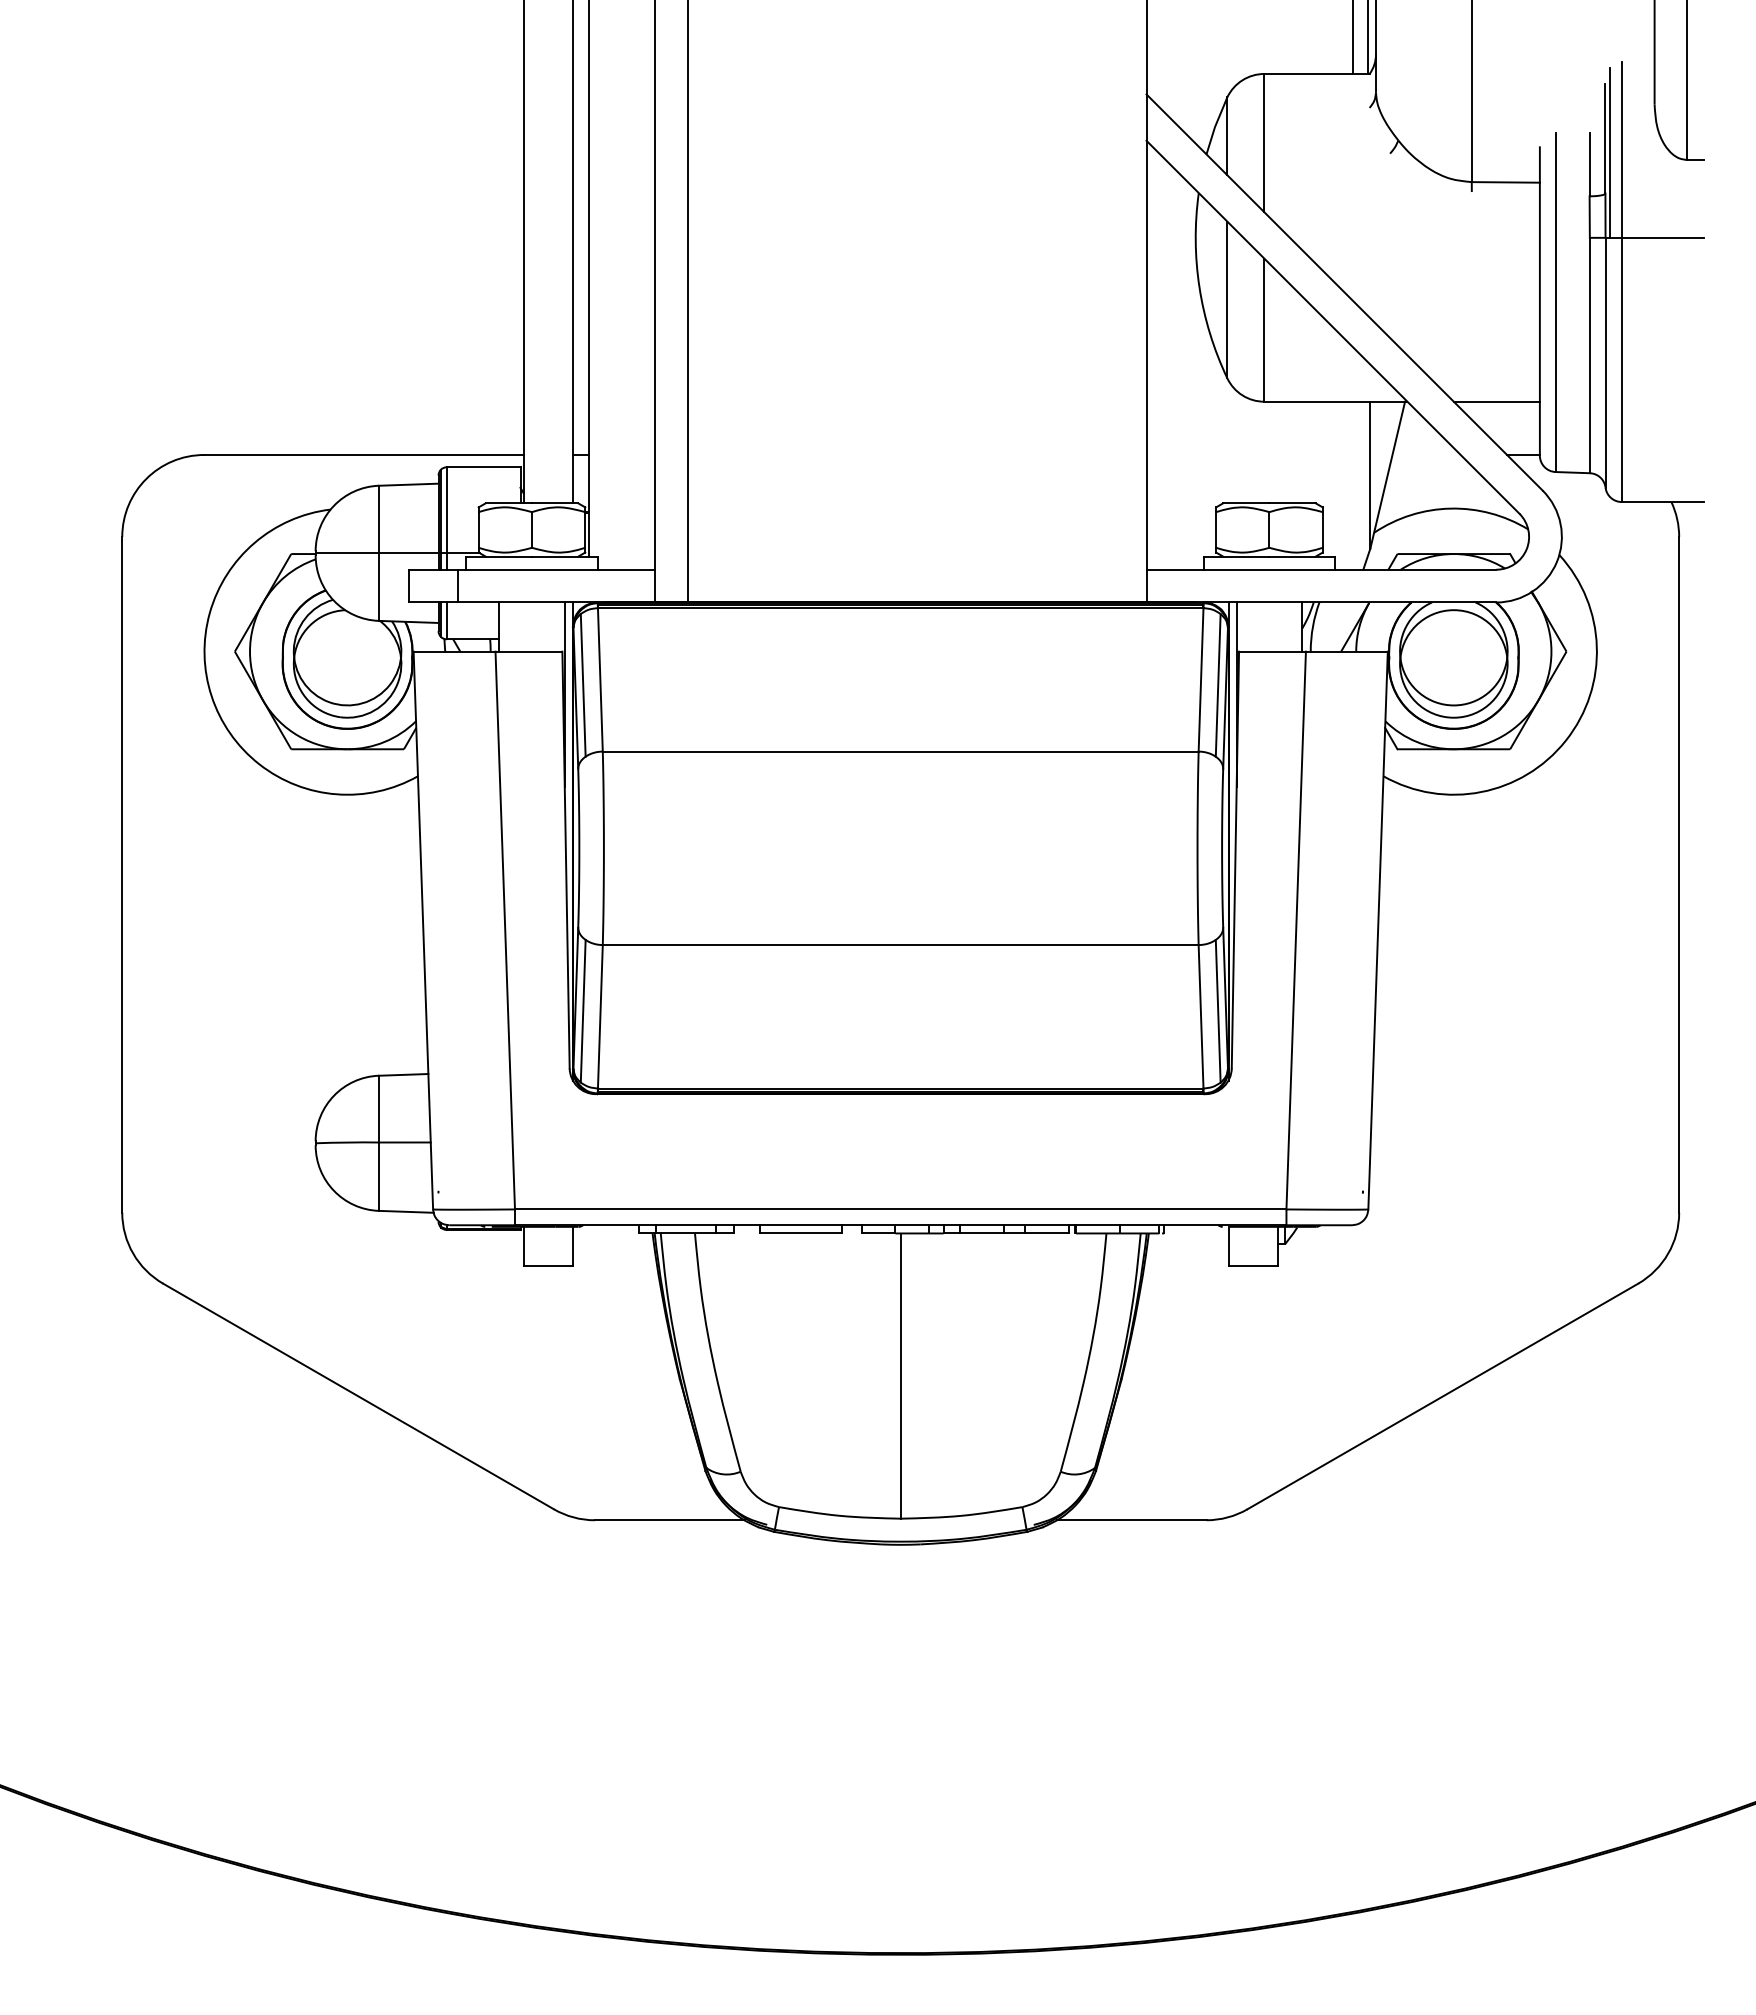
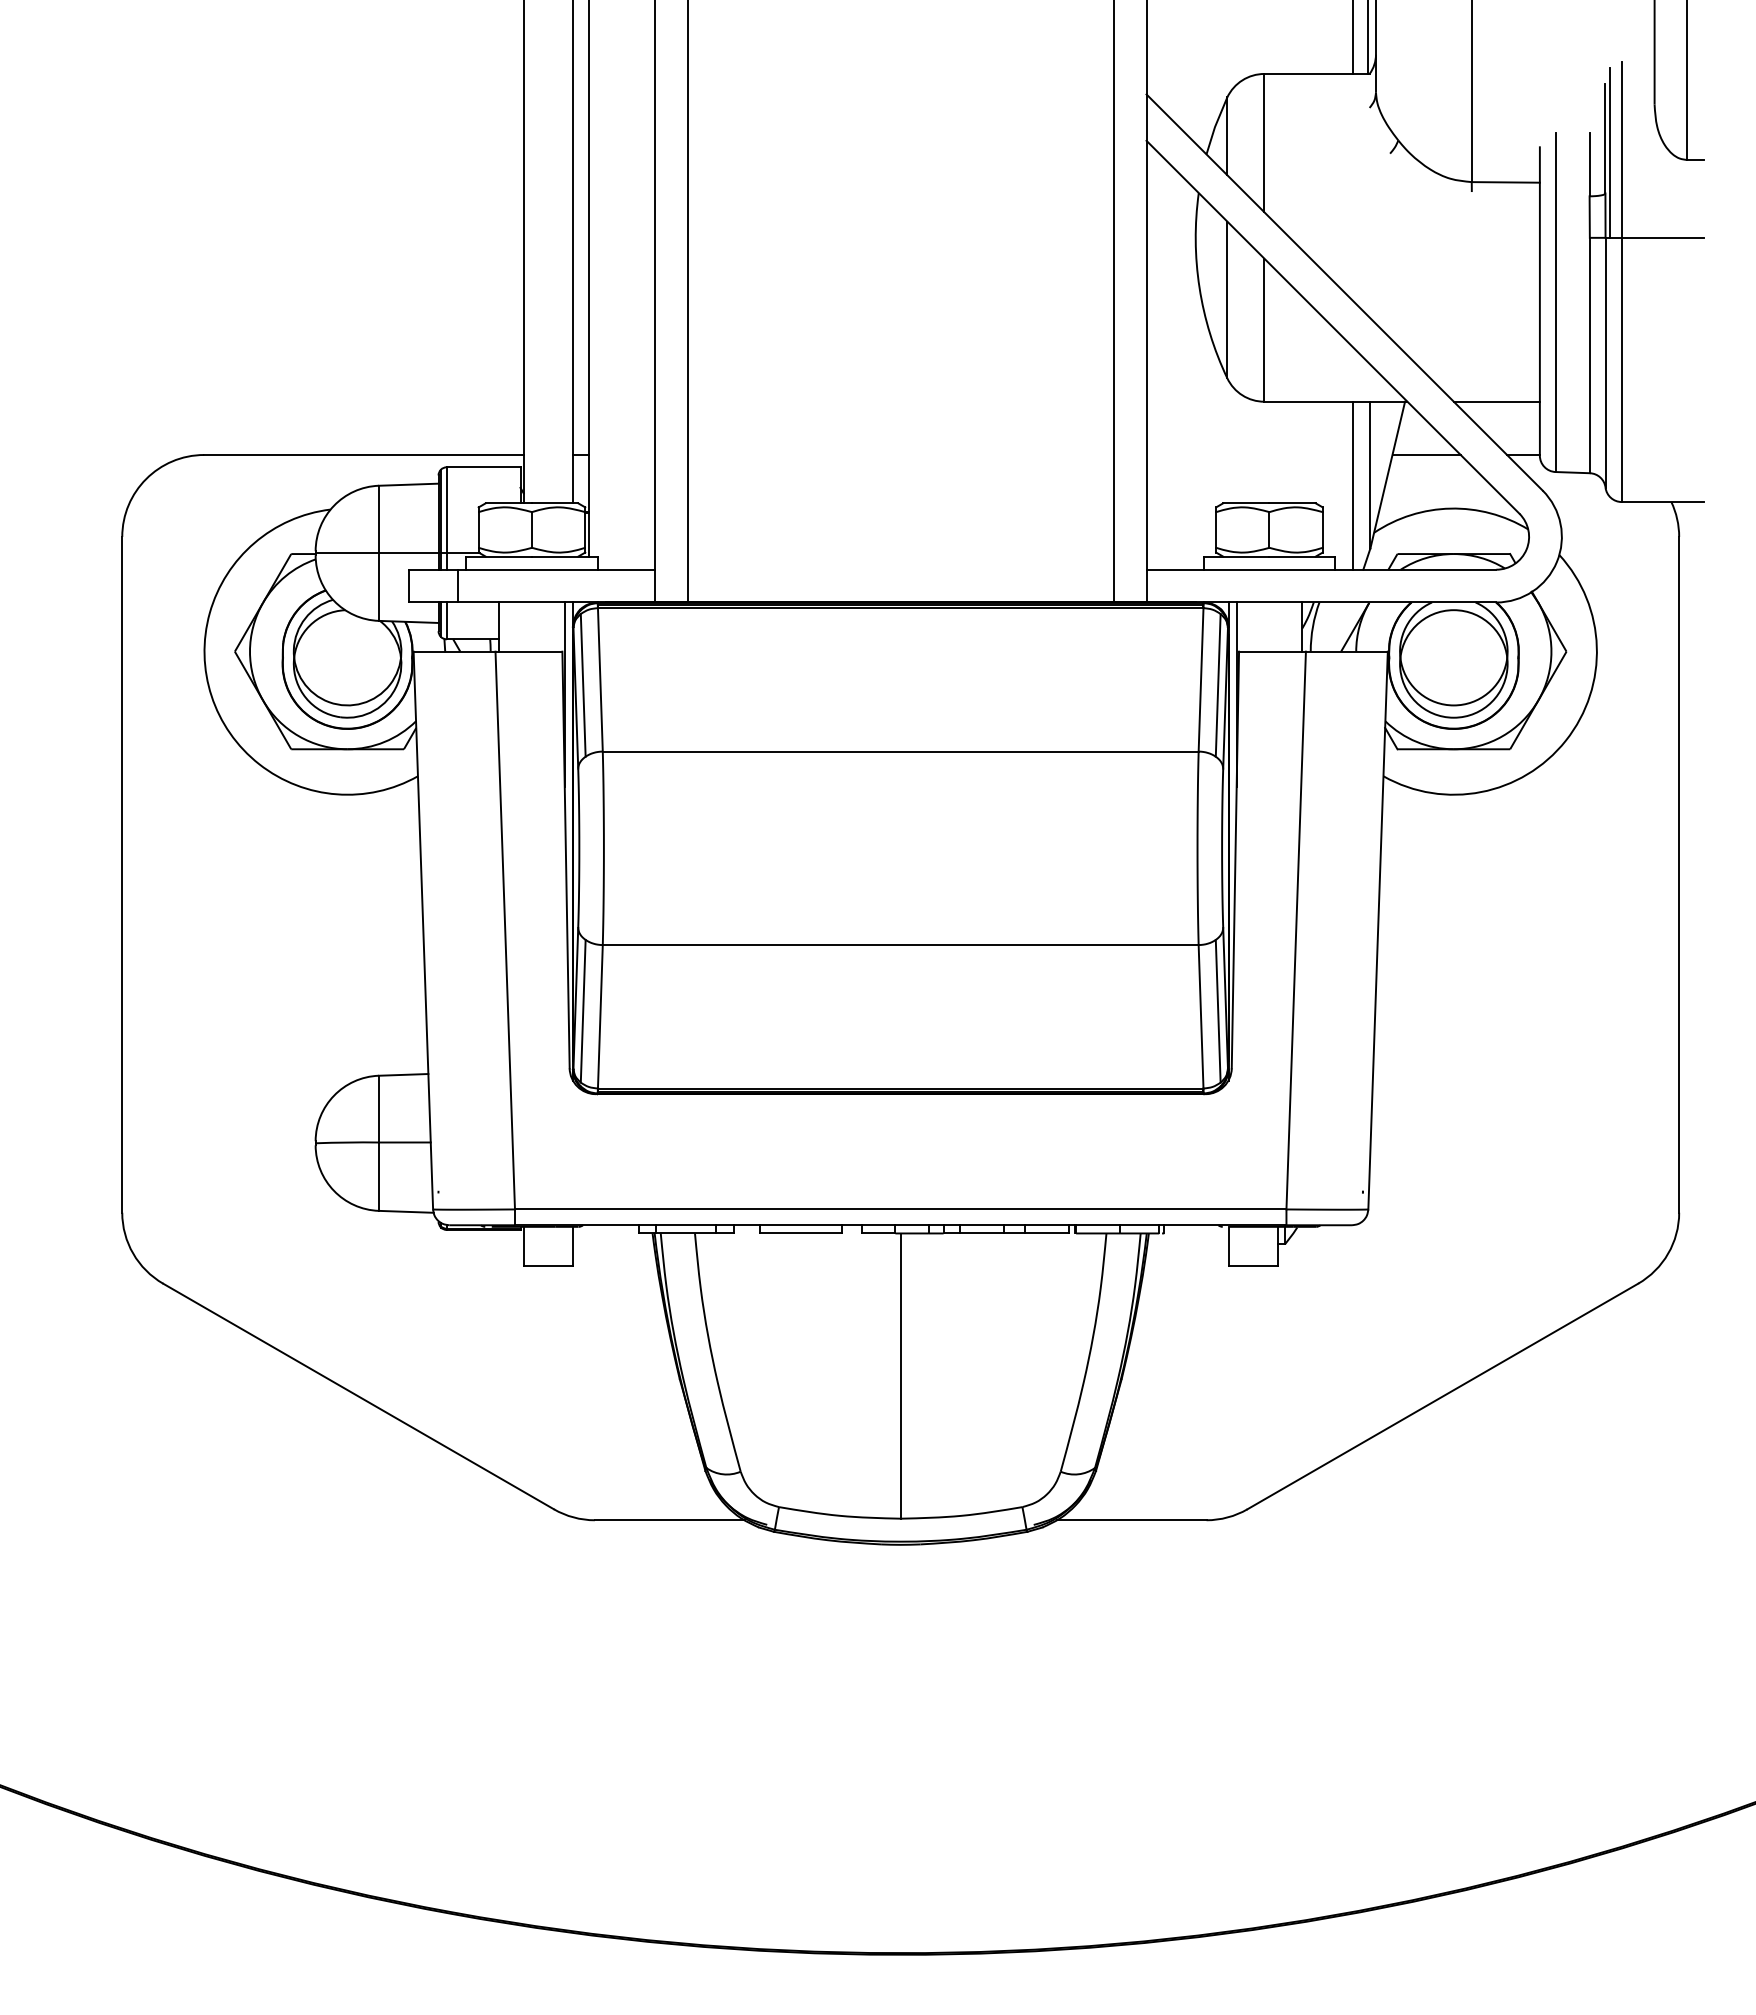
line: none -> present (1113, 302)
line: none -> present (1426, 455)
line: none -> present (1353, 485)
